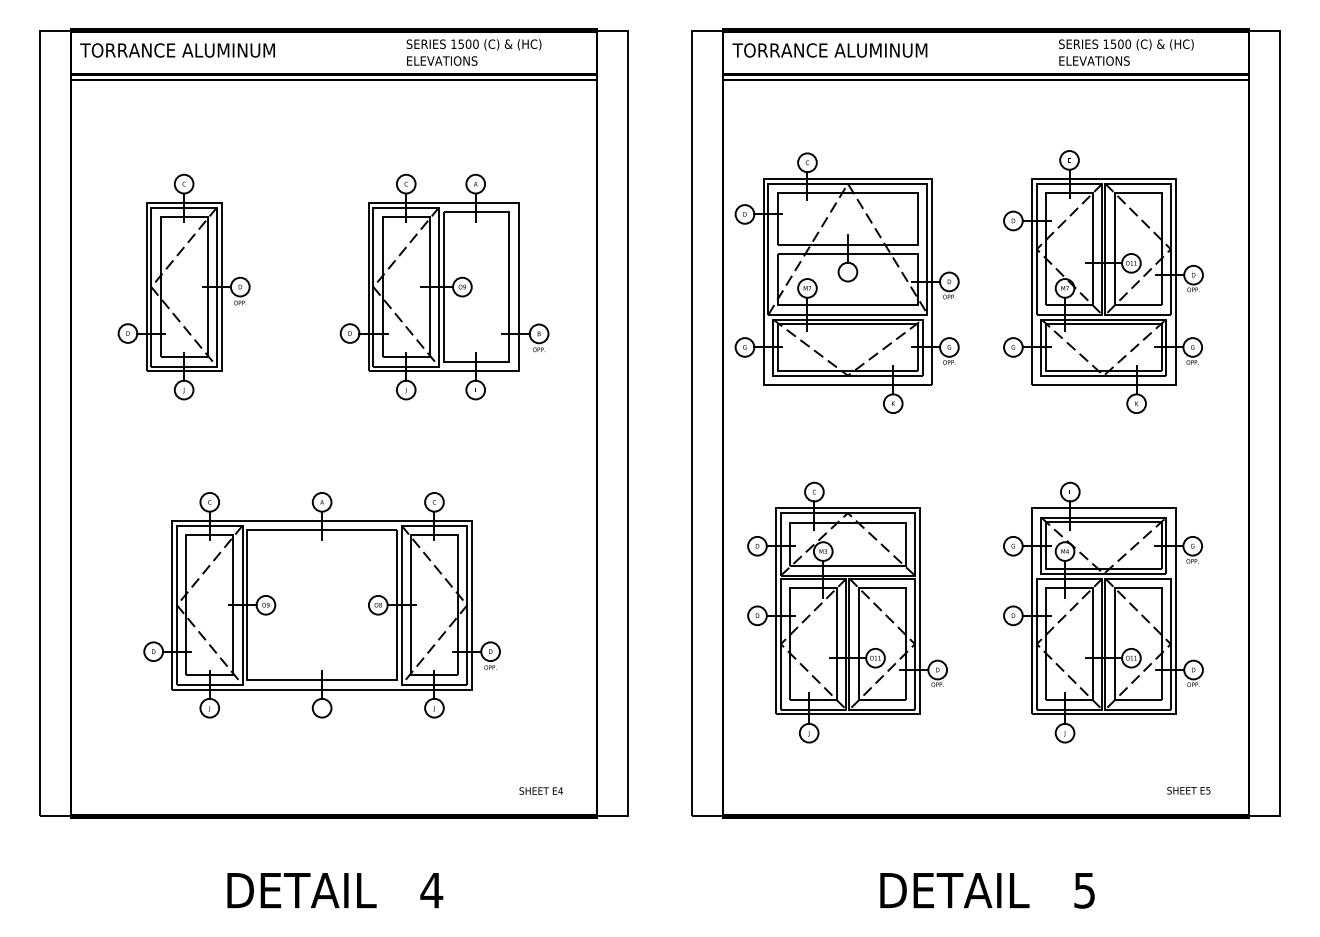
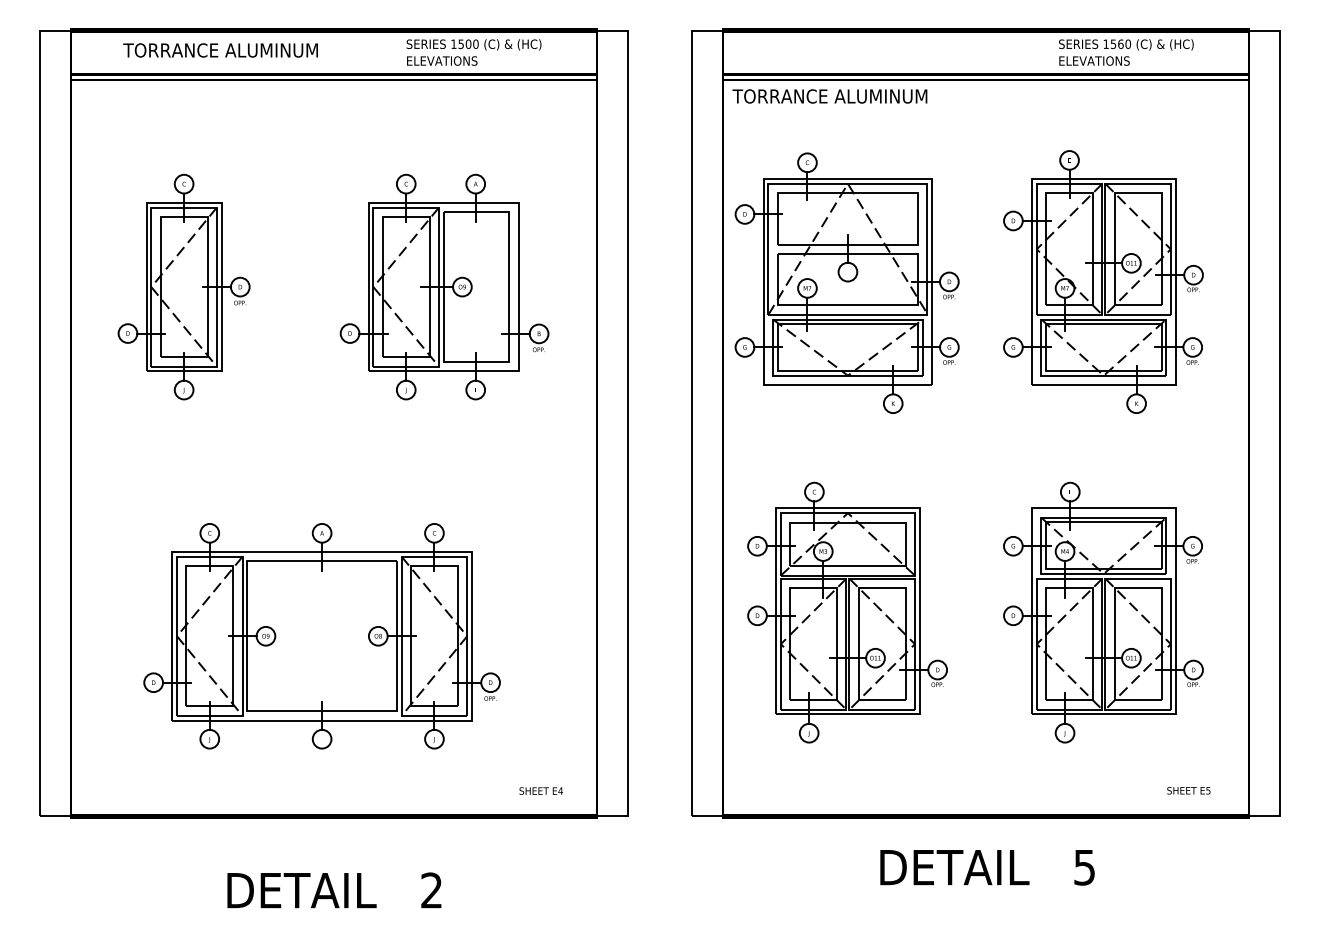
text: 1500 -> 1560 (1120, 43)
text position: (177, 50) -> (220, 50) (220, 50)
text position: (829, 50) -> (829, 96) (829, 96)
part position: (321, 605) -> (321, 636) (321, 636)
text: 4 -> 2 (431, 890)
text position: (987, 890) -> (987, 867) (987, 867)
